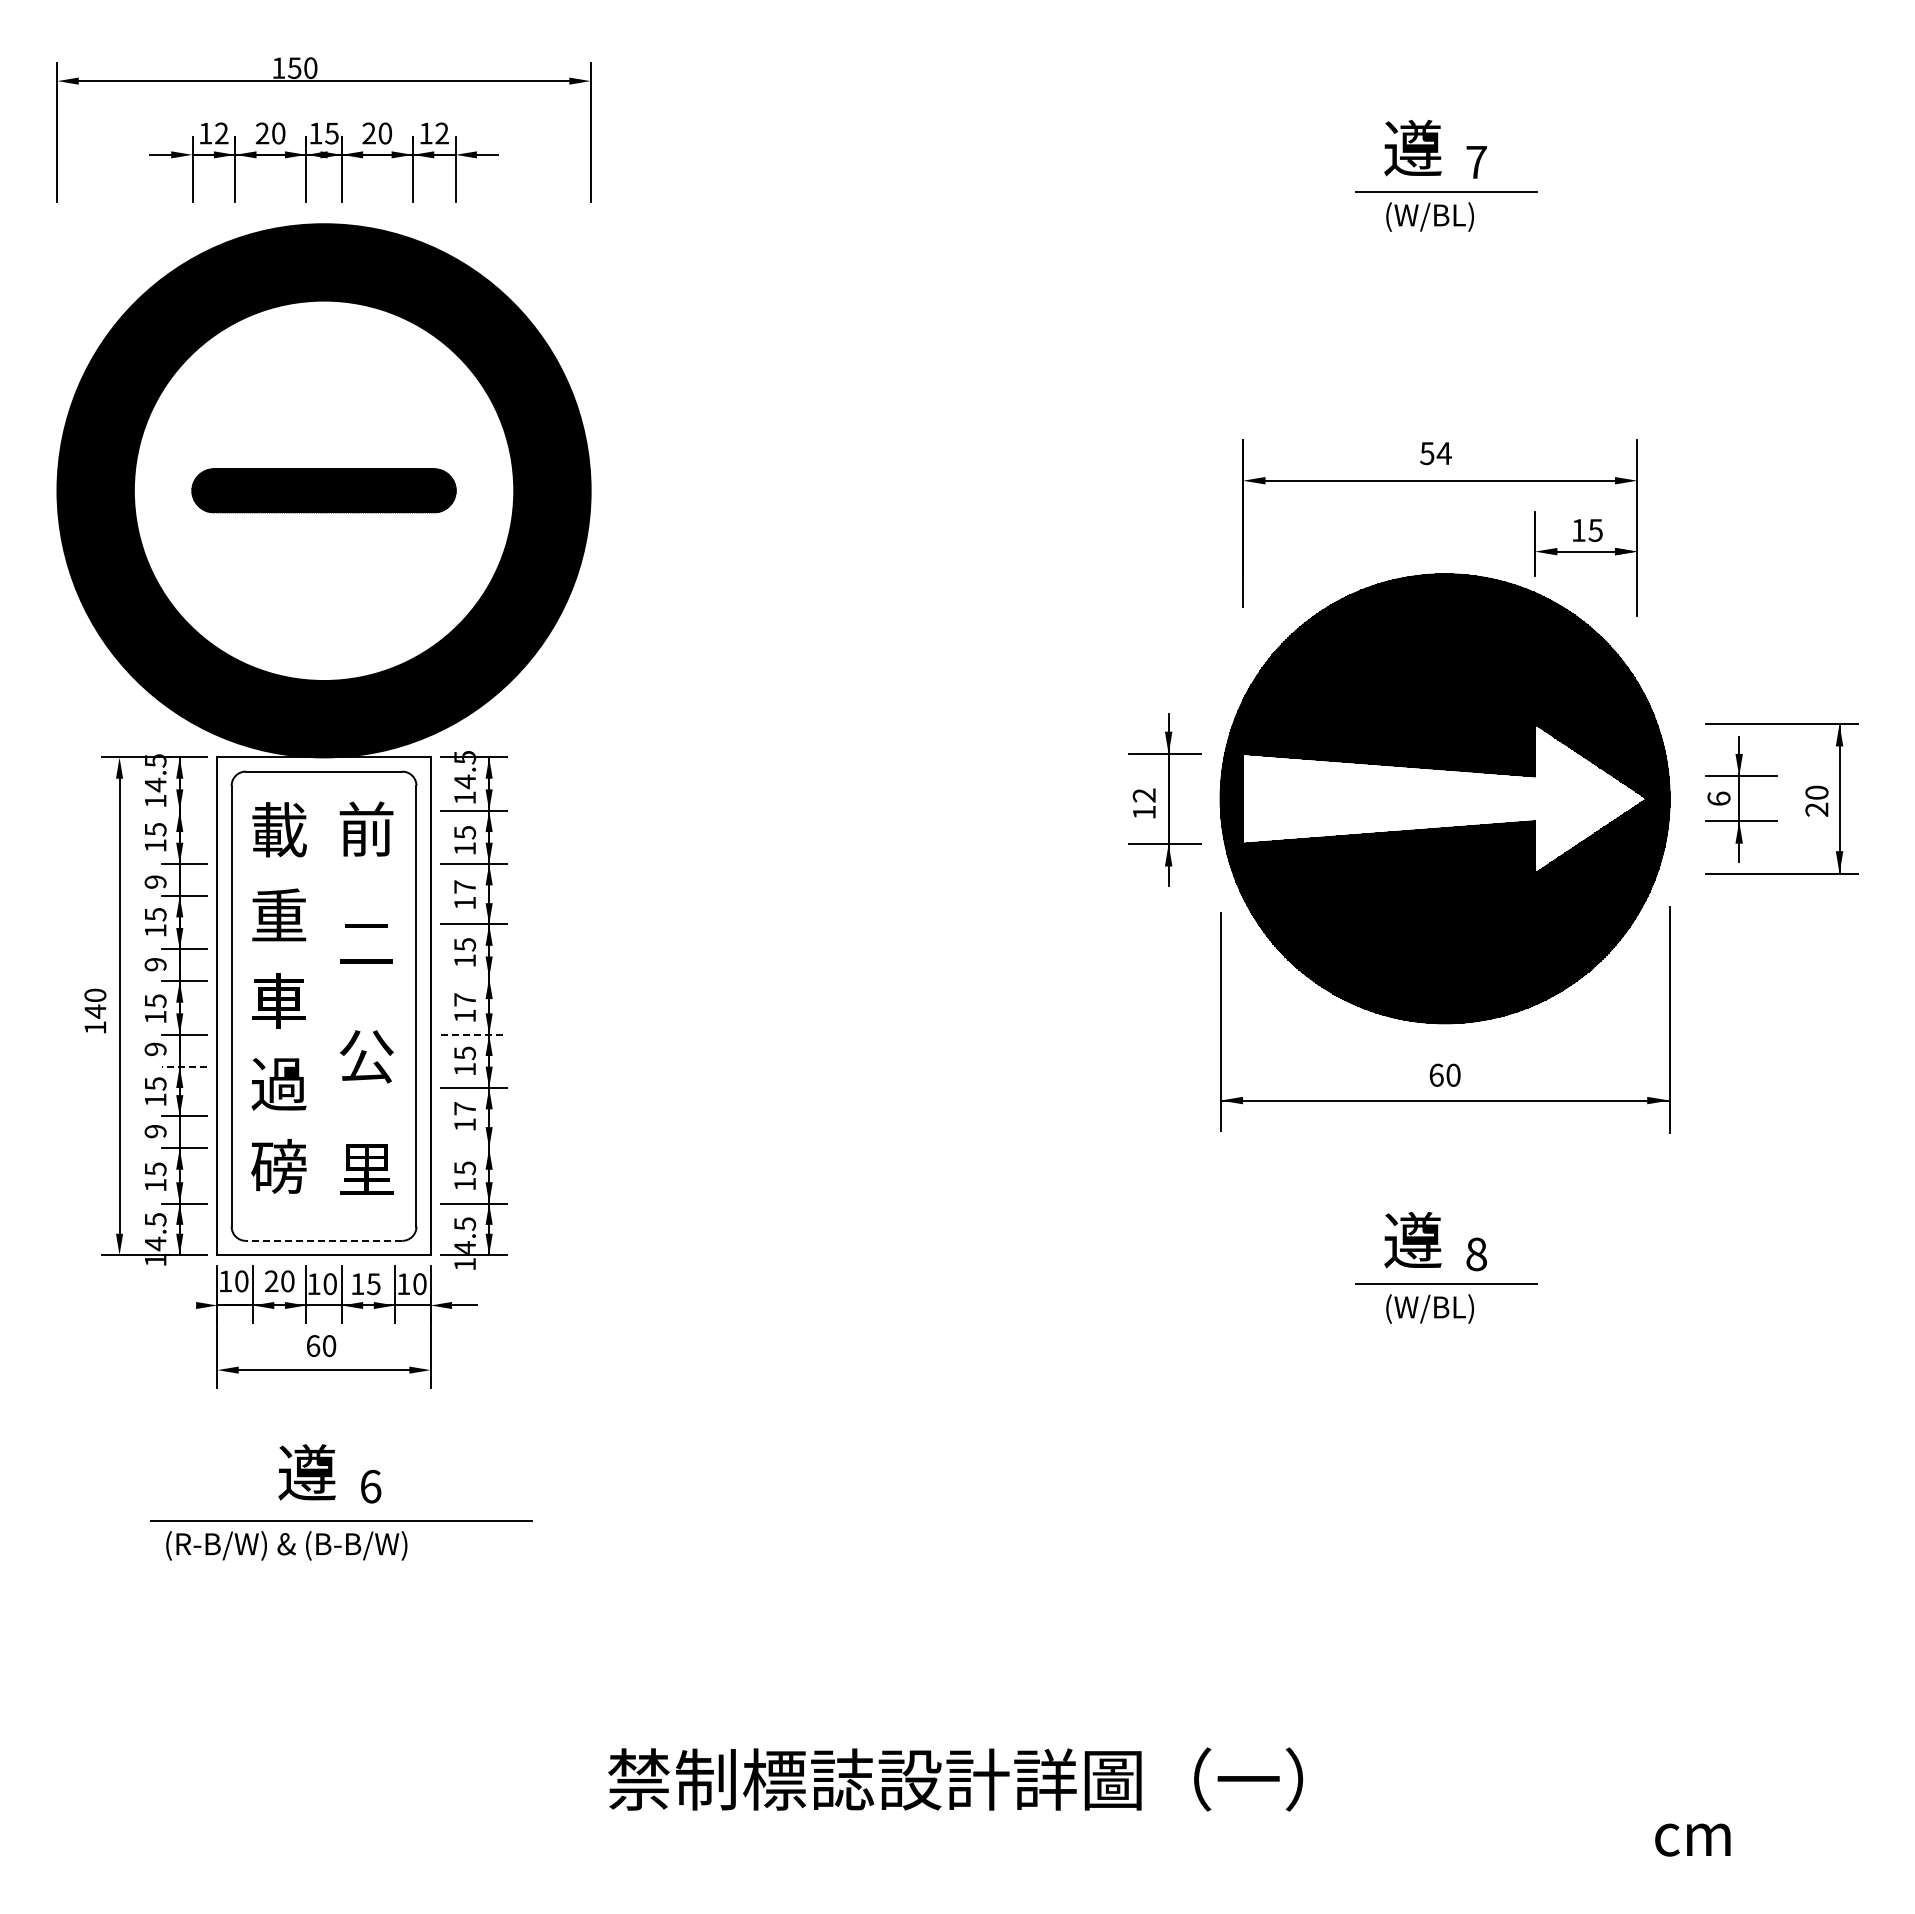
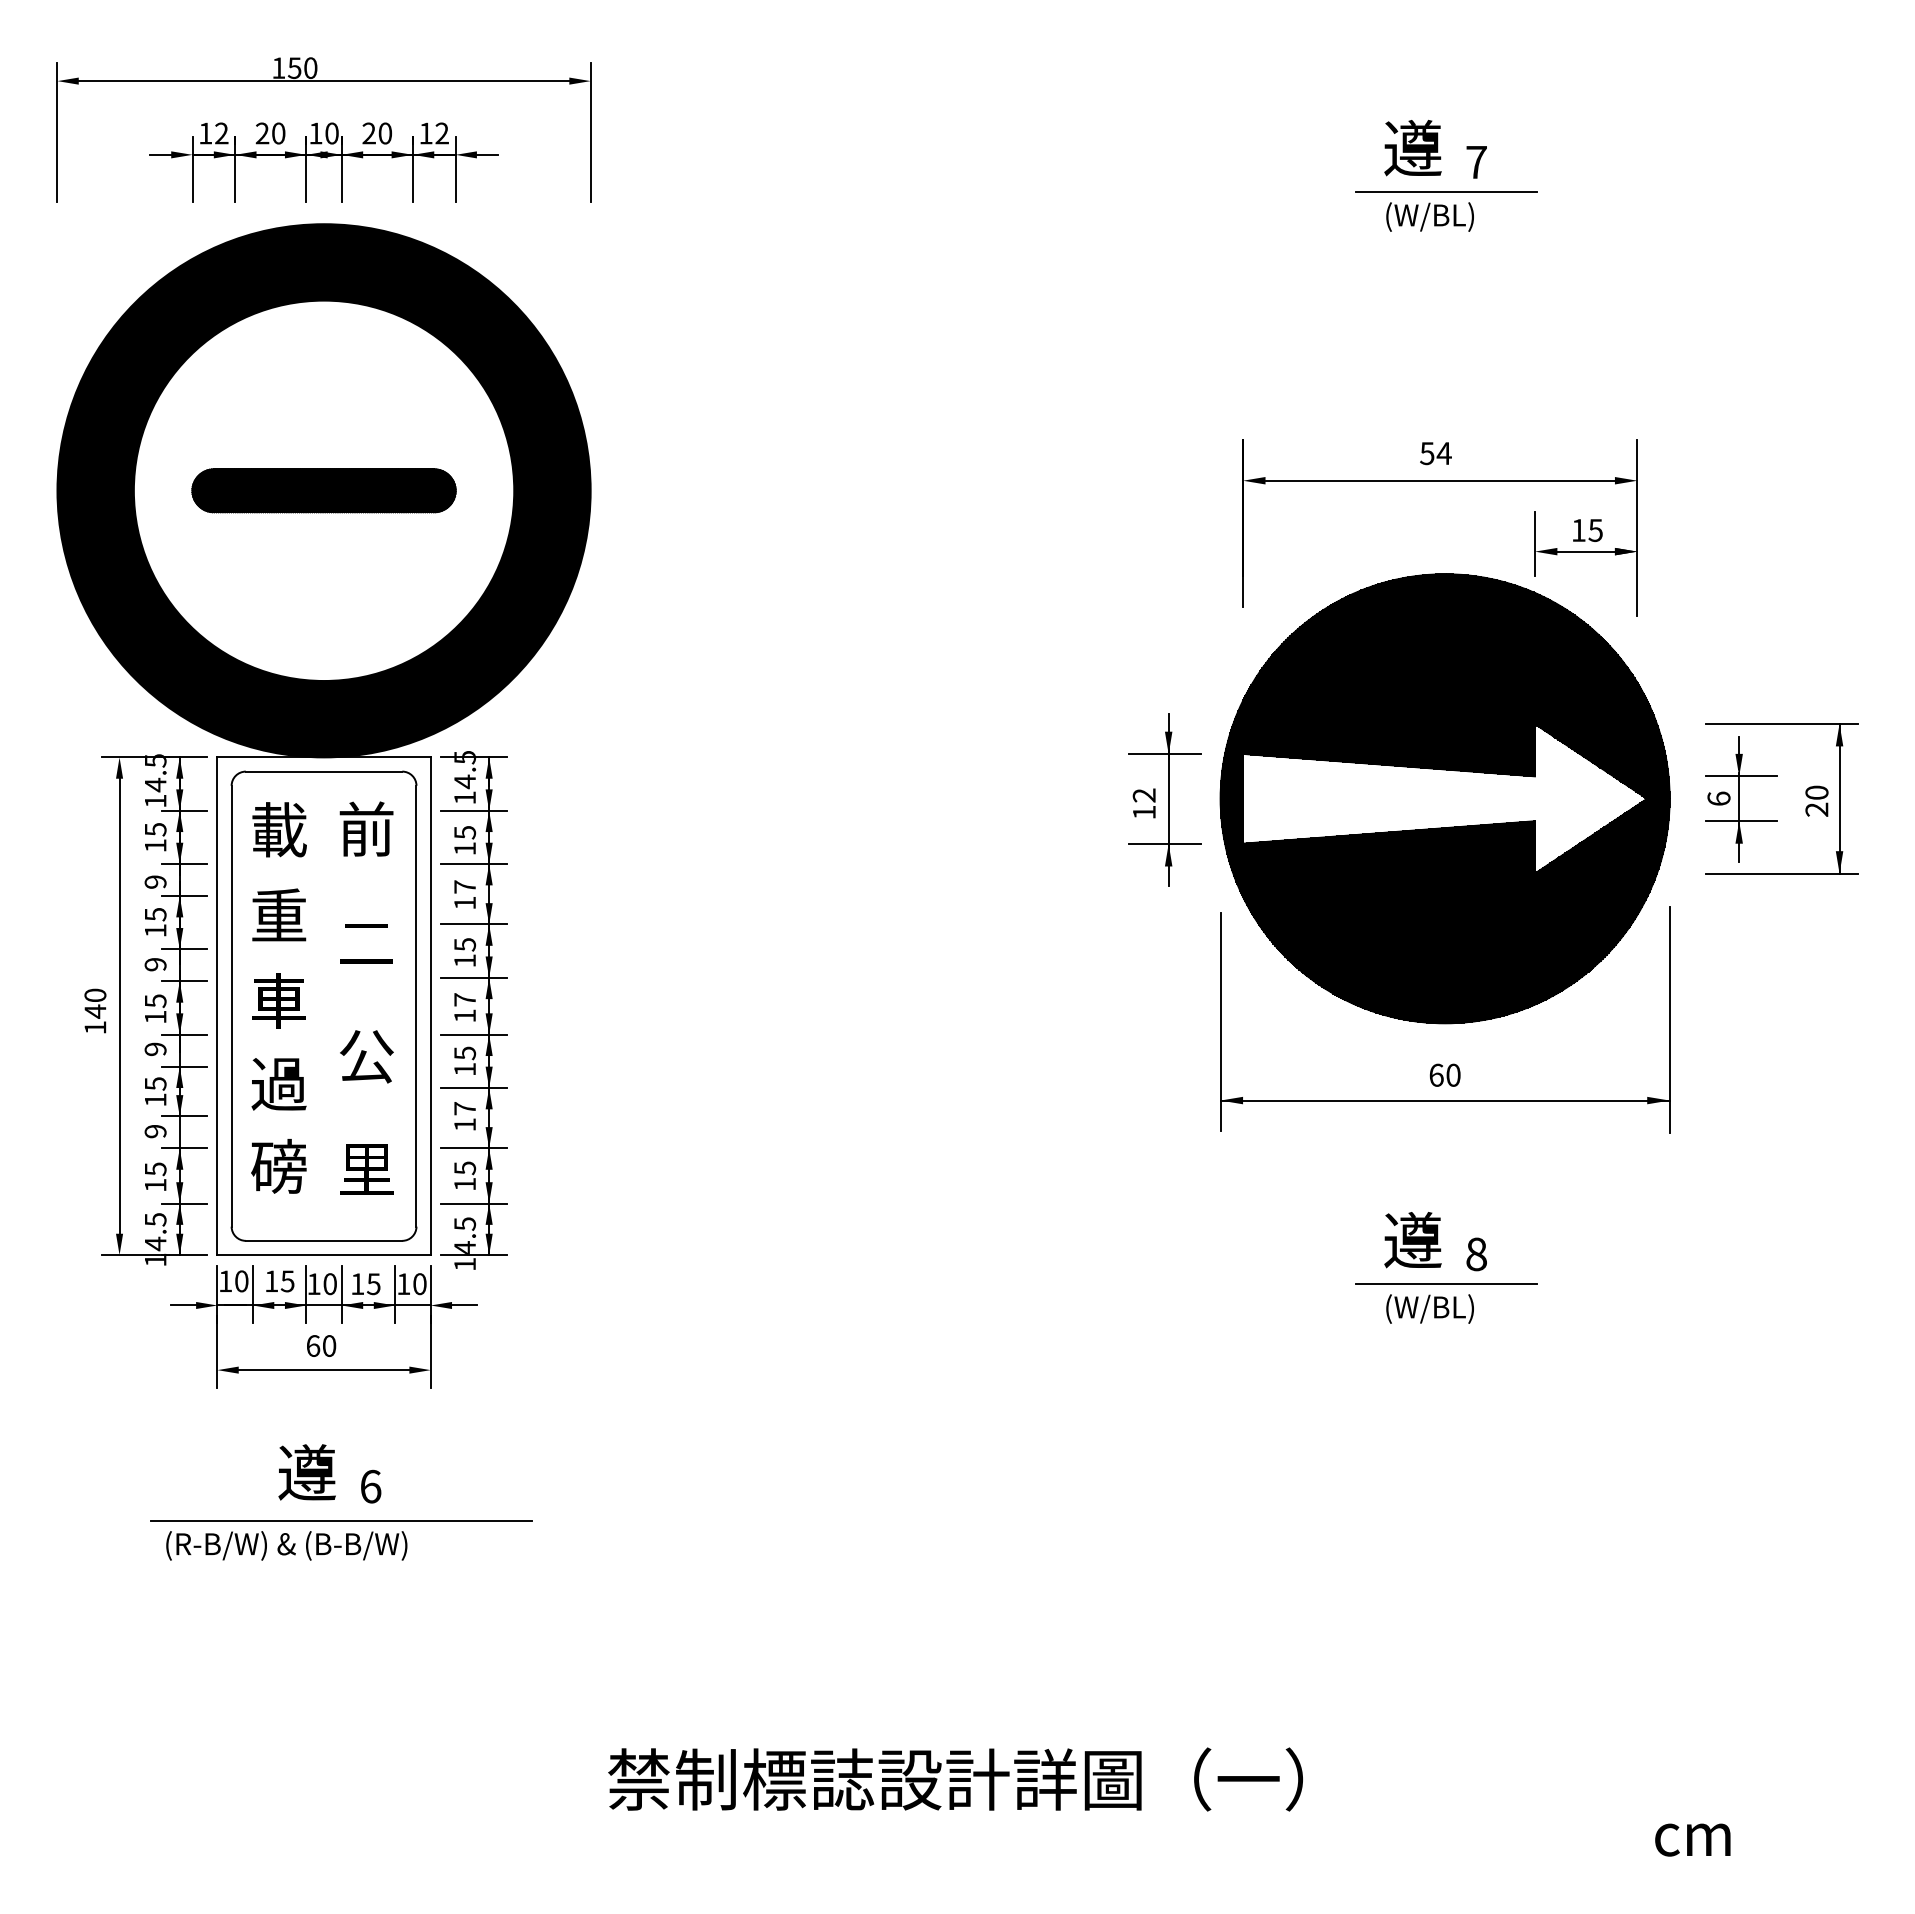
text: 15 -> 10 (331, 133)
line: none -> present (183, 810)
line: none -> present (473, 977)
line: dashed -> solid (474, 1034)
line: dashed -> solid (183, 1066)
line: none -> present (473, 1148)
line: dashed -> solid (323, 1240)
text: 20 -> 15 (279, 1281)
line: none -> present (183, 1305)
